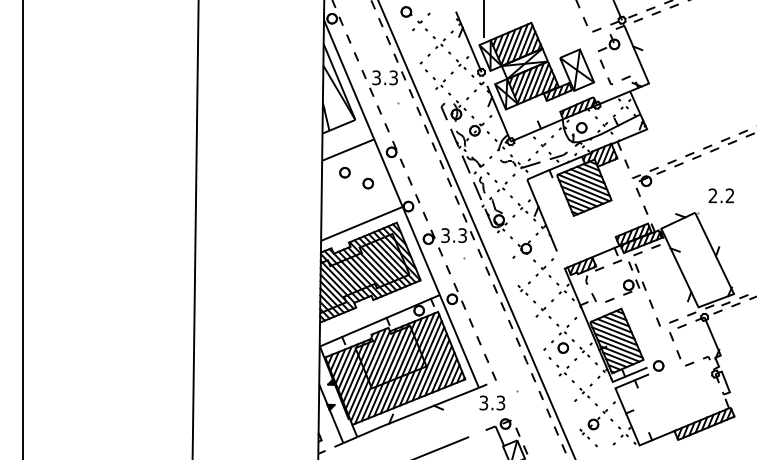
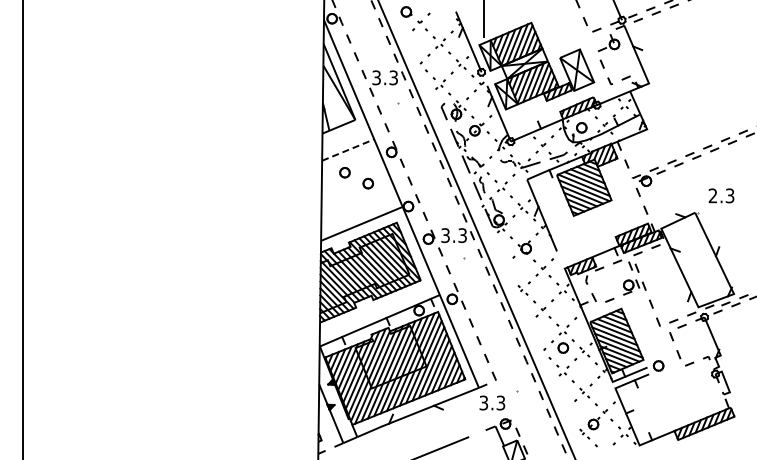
line: solid -> dashed (348, 149)
text: 2.2 -> 2.3 (729, 196)
line: present -> none (195, 229)
